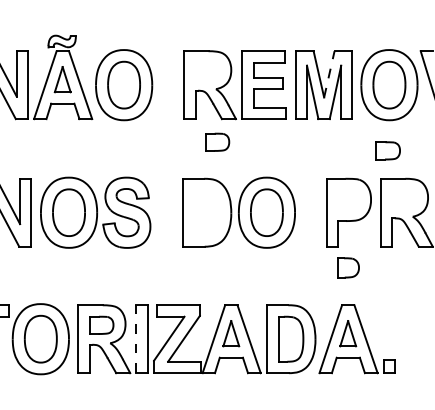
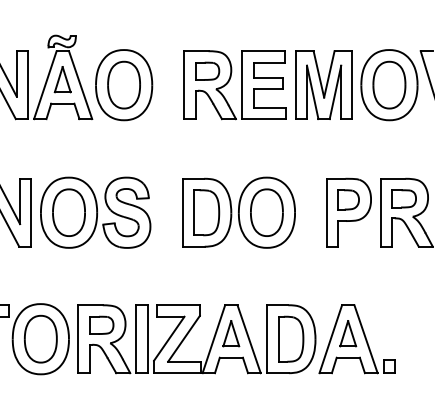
line: dashed -> solid (329, 74)
part position: (217, 141) -> (207, 70) (207, 70)
part position: (387, 150) -> (403, 198) (403, 198)
part: none -> present (206, 212)
part position: (348, 267) -> (348, 199) (348, 199)
line: dashed -> solid (136, 339)
